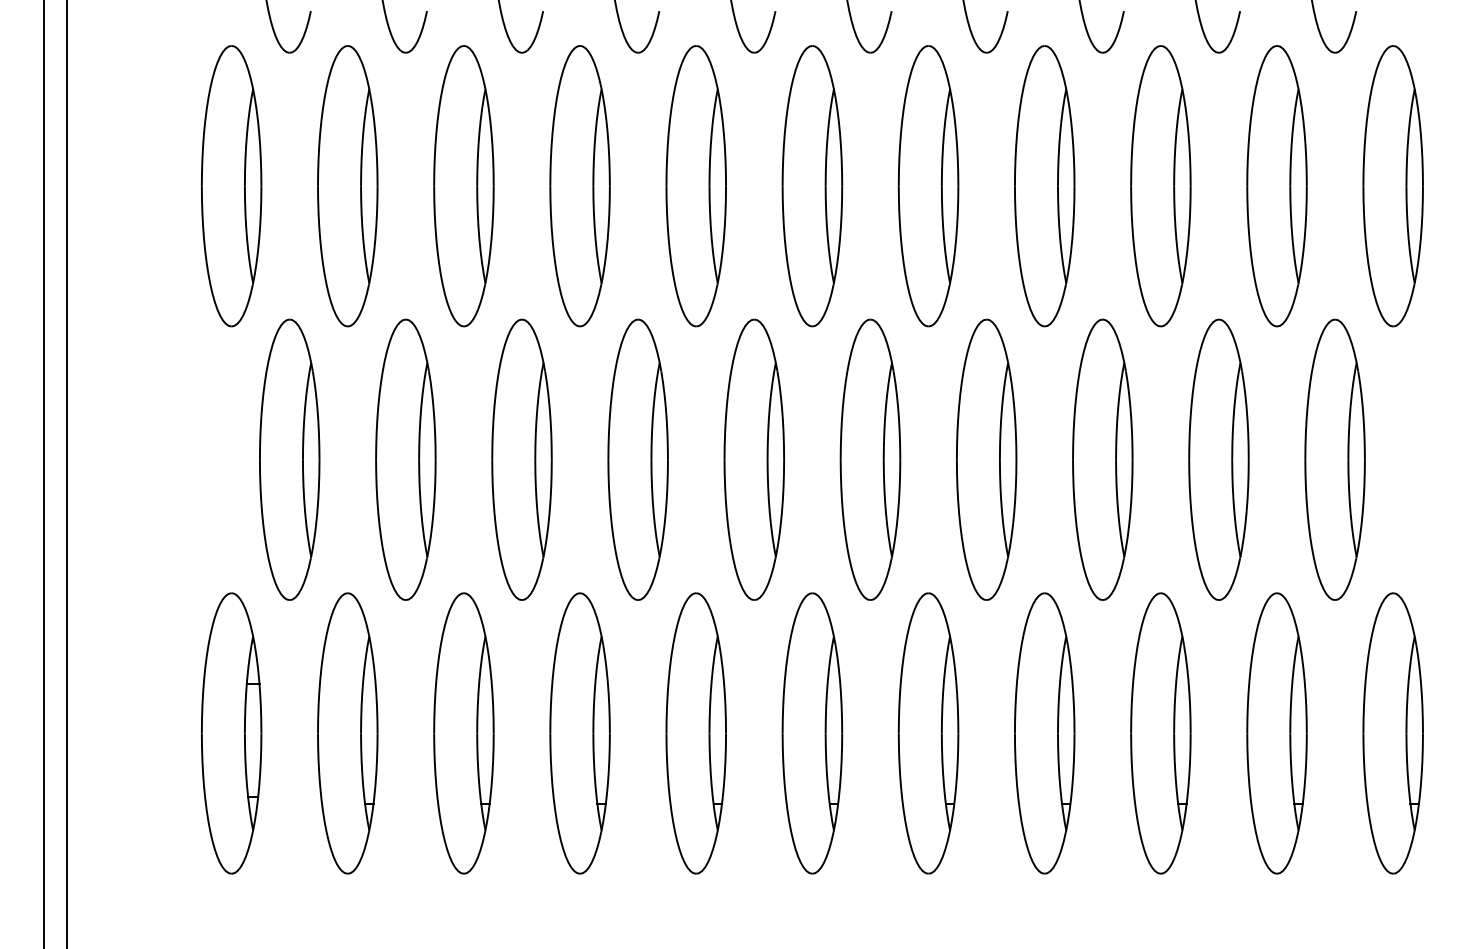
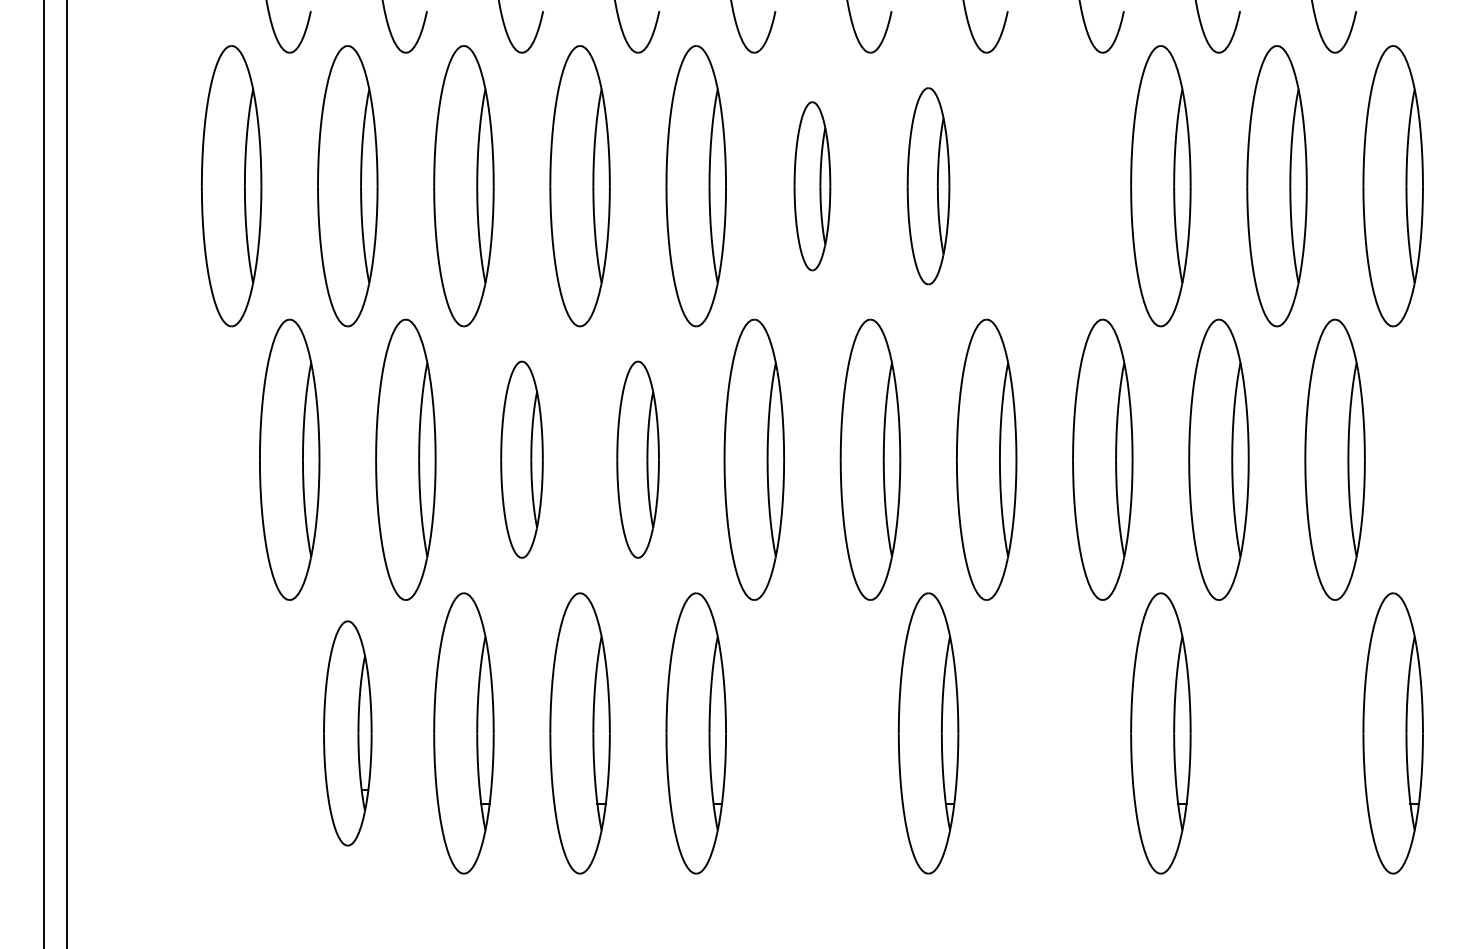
part size: 63x283 px -> 39x171 px (812, 186)
part size: 63x283 px -> 45x199 px (928, 186)
part: present -> none (1044, 186)
part size: 62x283 px -> 44x199 px (521, 459)
part size: 62x283 px -> 44x199 px (637, 459)
part: present -> none (231, 733)
part size: 62x283 px -> 50x227 px (347, 733)
part: present -> none (812, 733)
part: present -> none (1044, 733)
part: present -> none (1276, 733)
